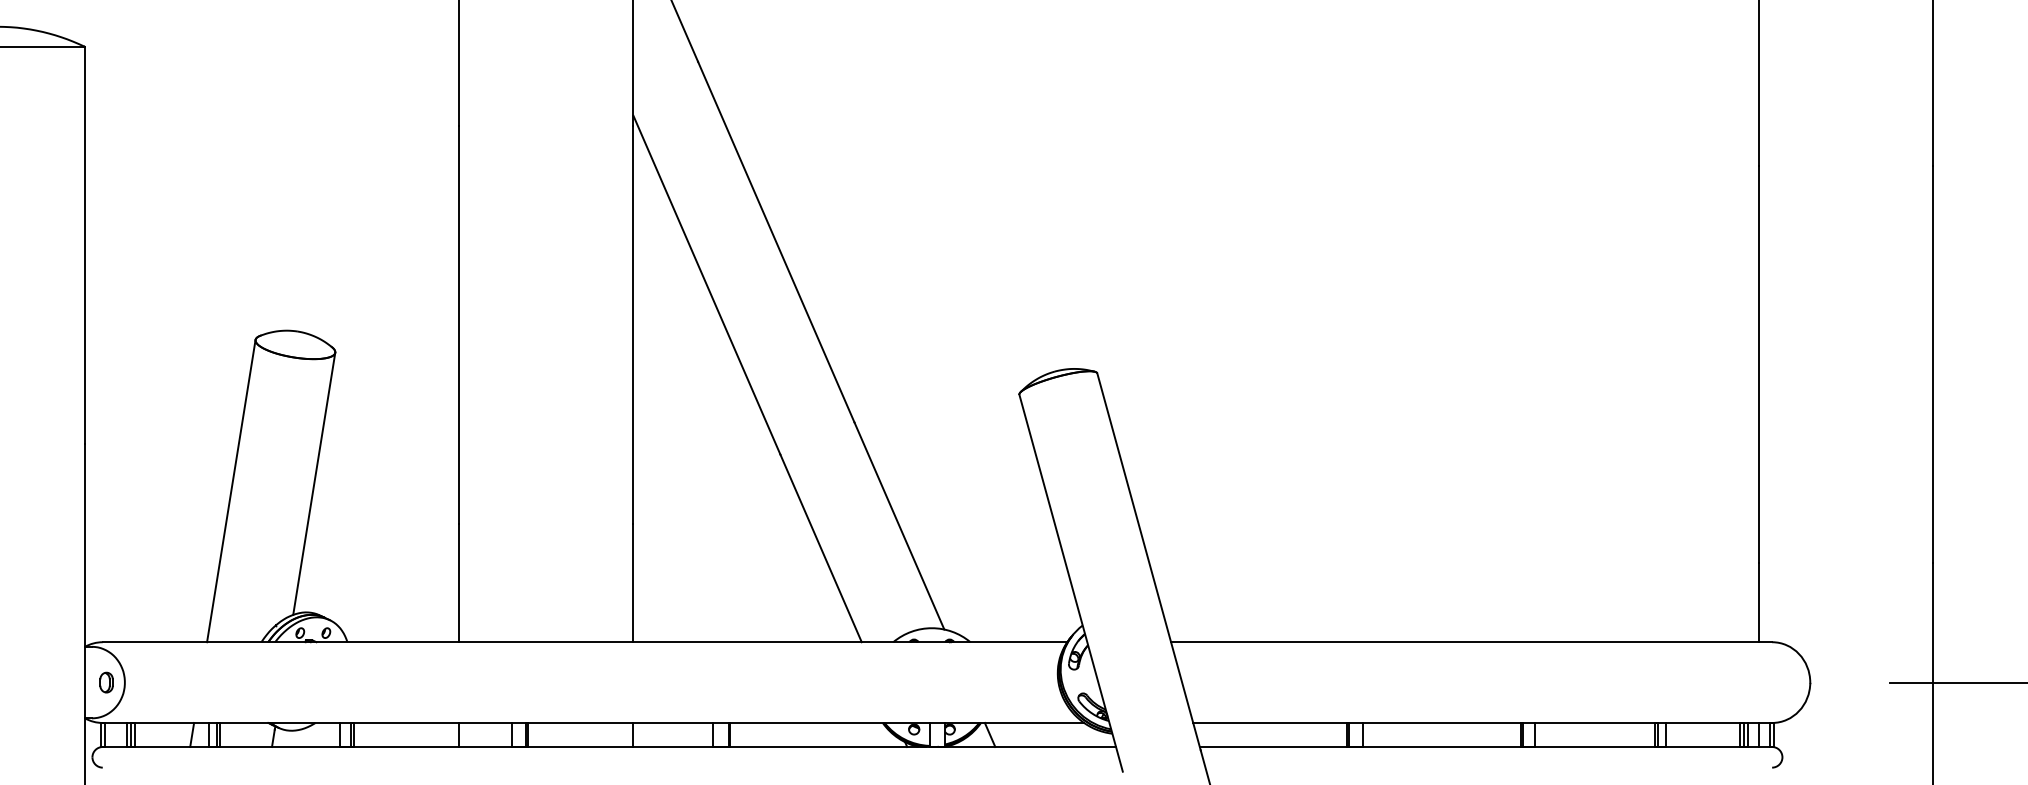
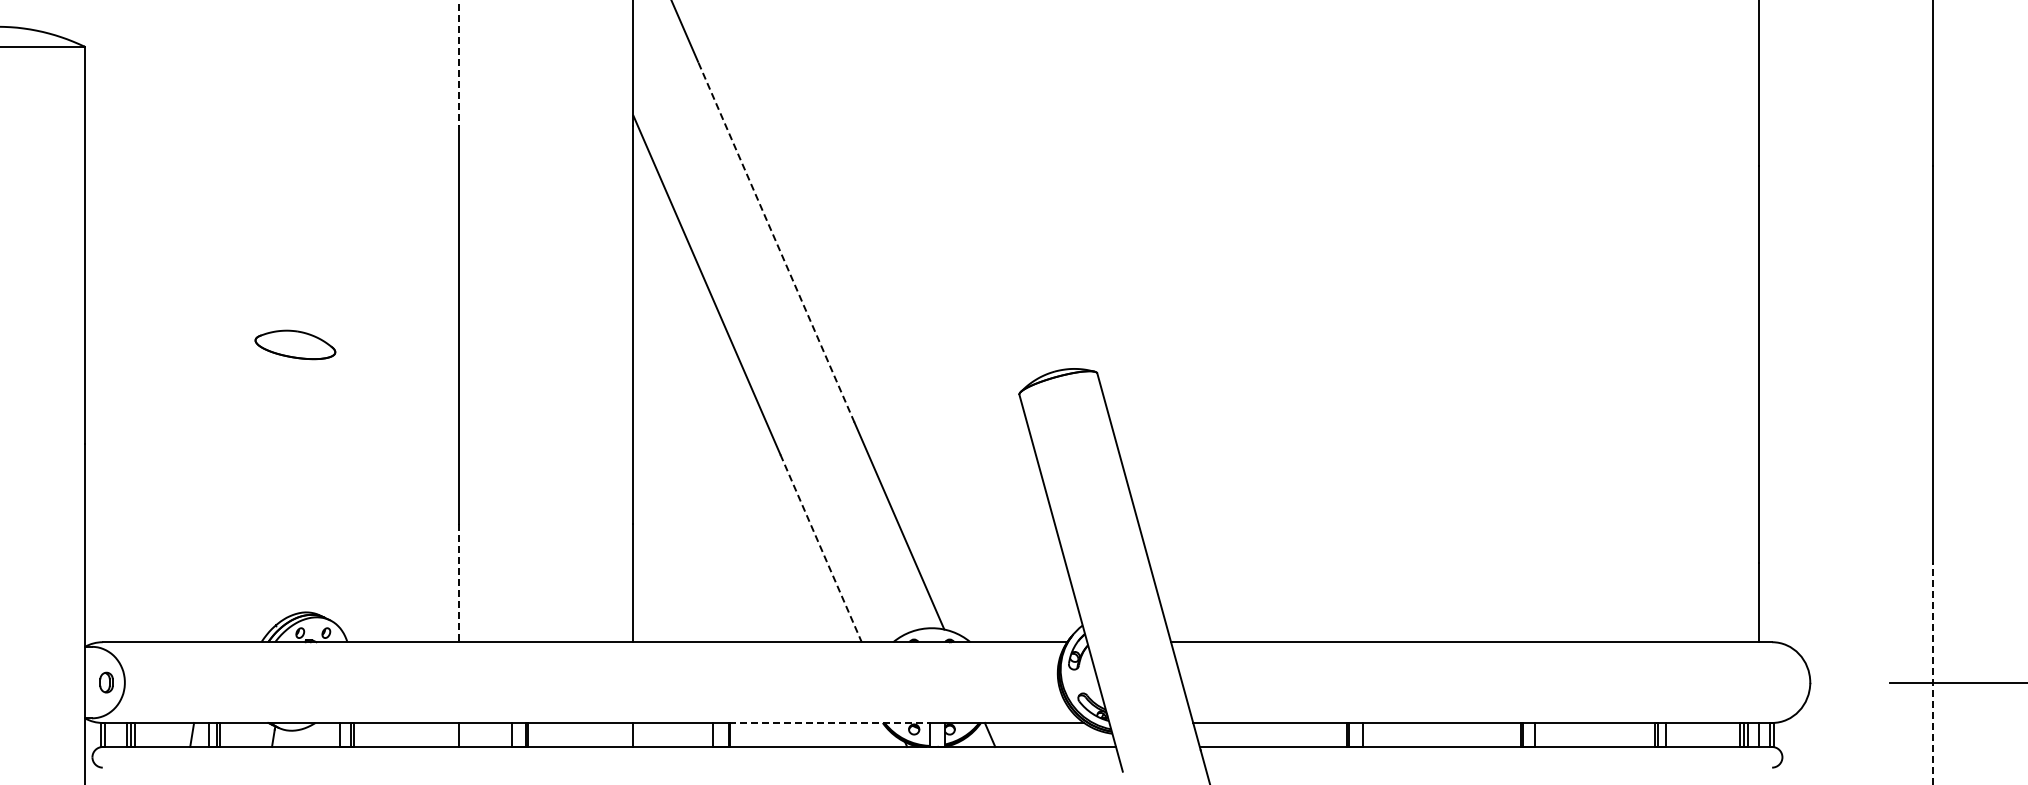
line: solid -> dashed (459, 63)
line: solid -> dashed (776, 242)
line: present -> none (314, 483)
line: present -> none (231, 490)
line: solid -> dashed (821, 548)
line: solid -> dashed (459, 583)
line: solid -> dashed (1933, 673)
line: solid -> dashed (829, 722)
